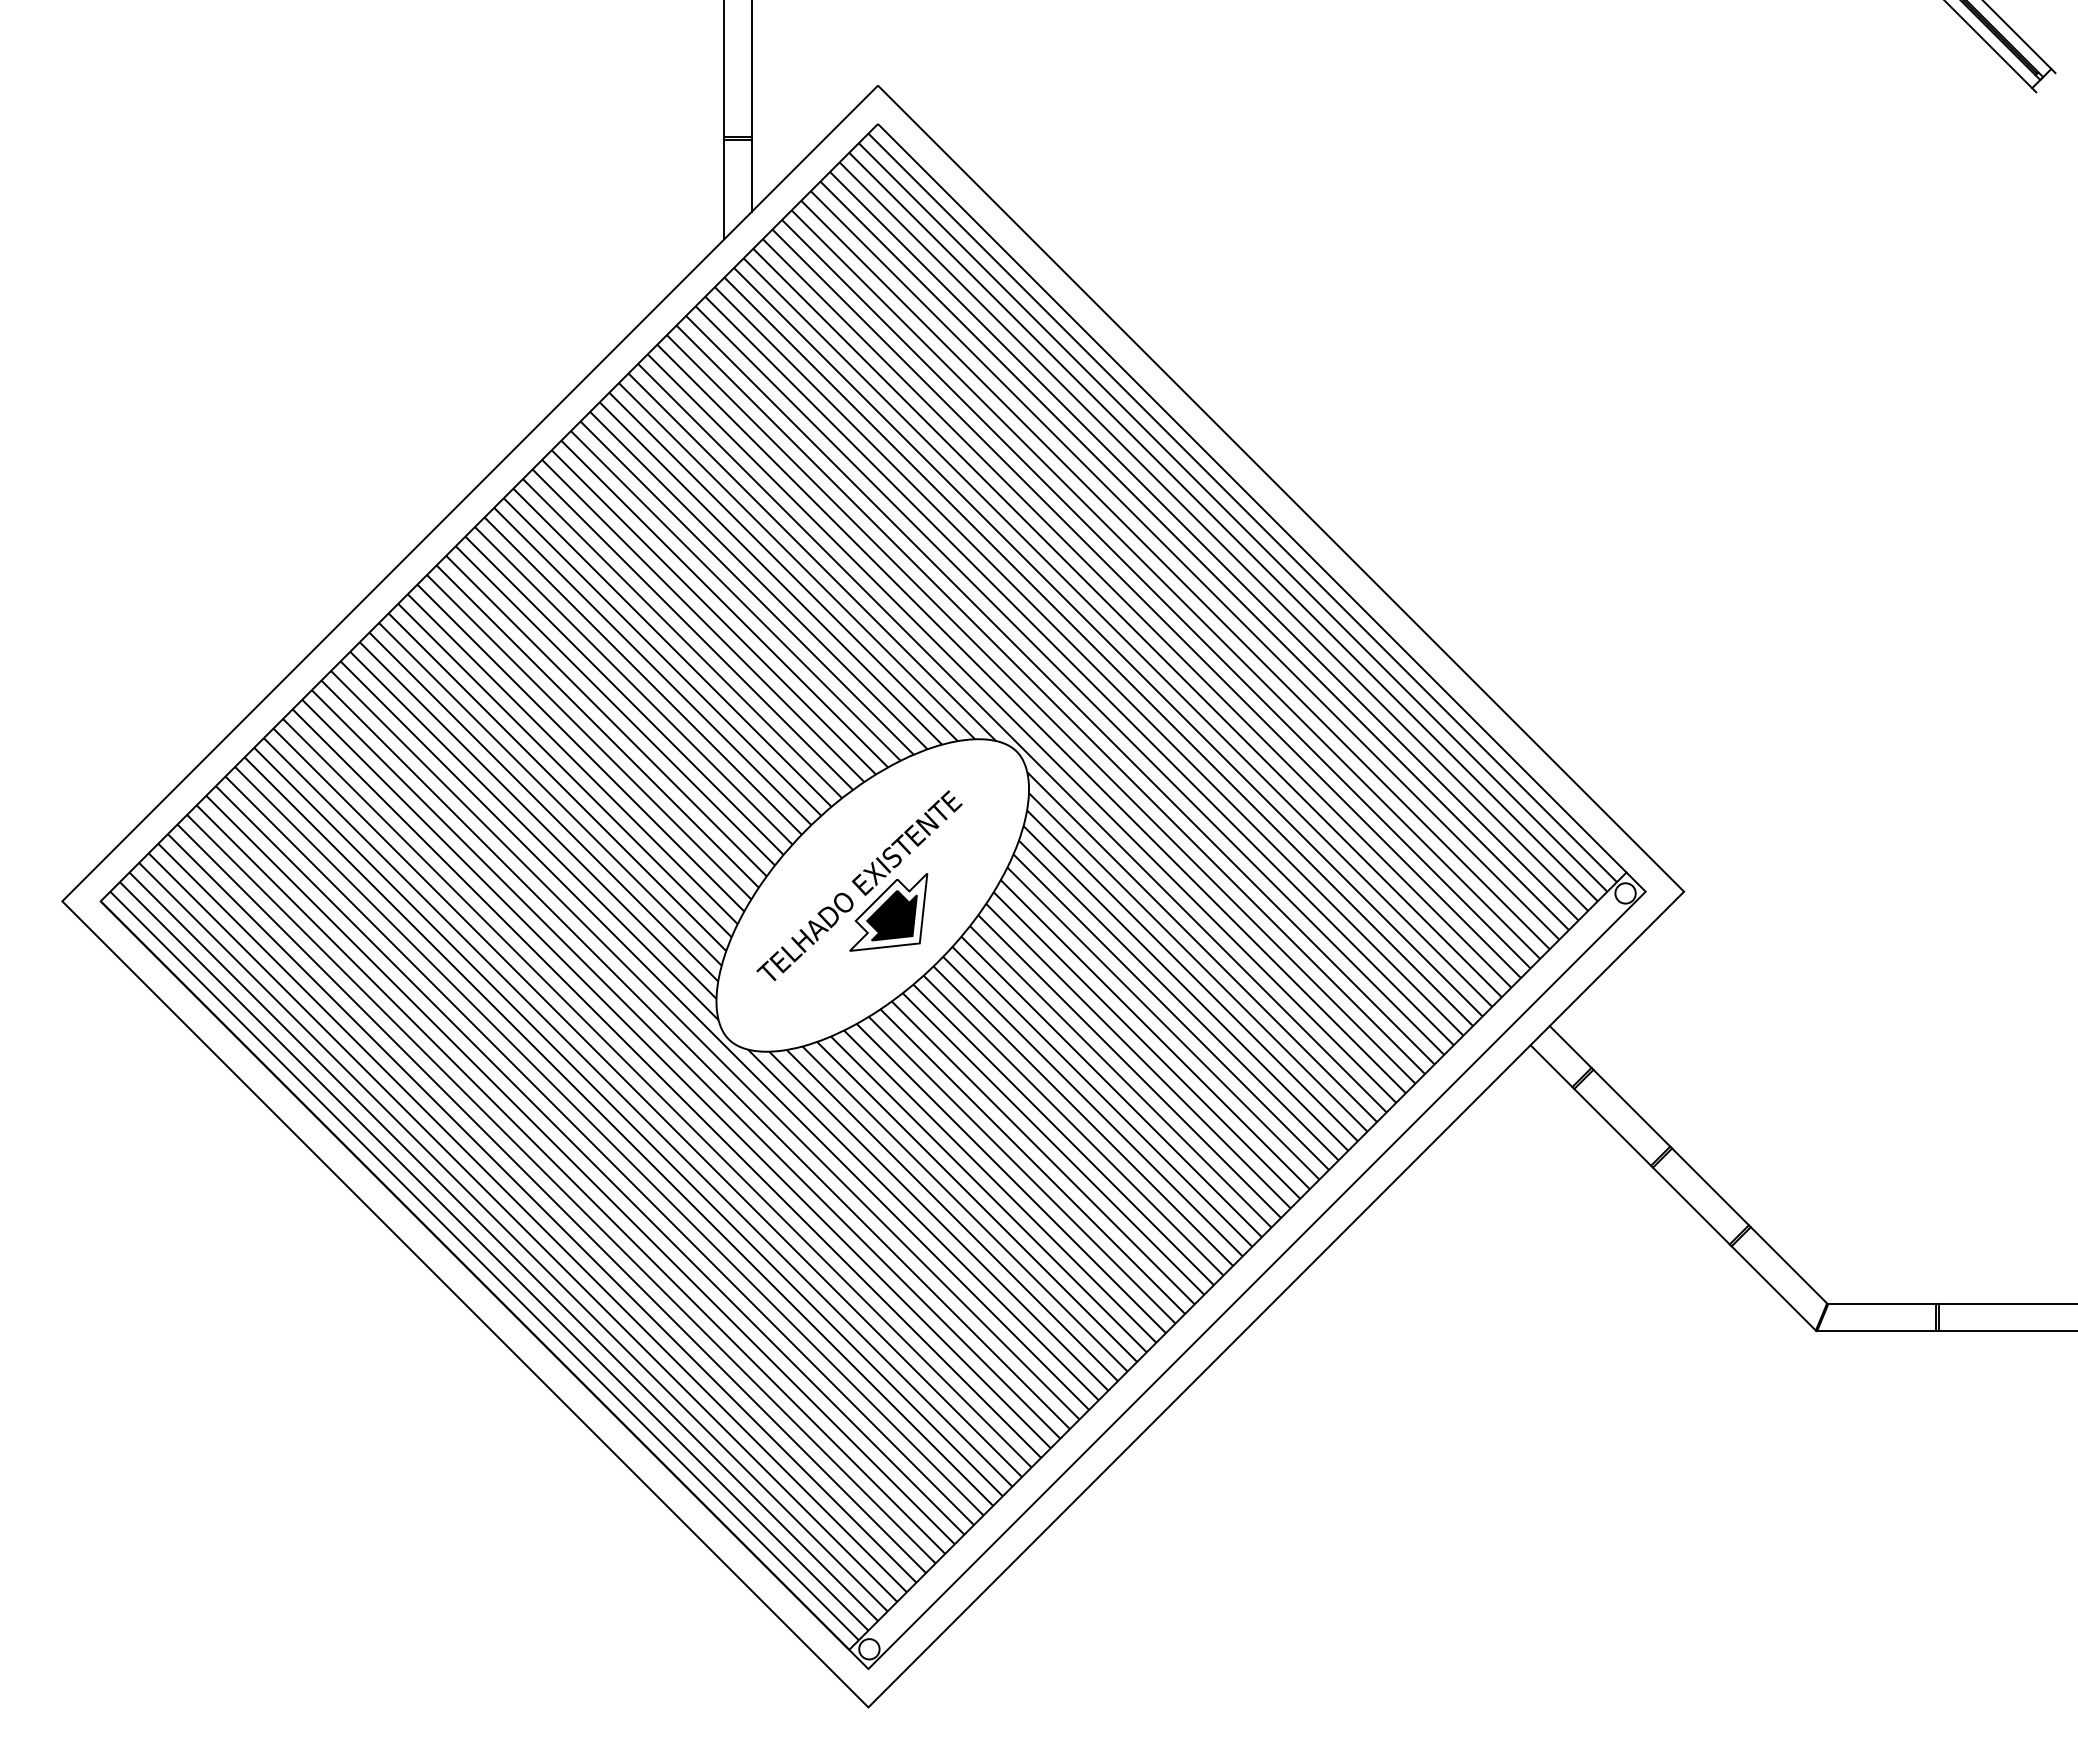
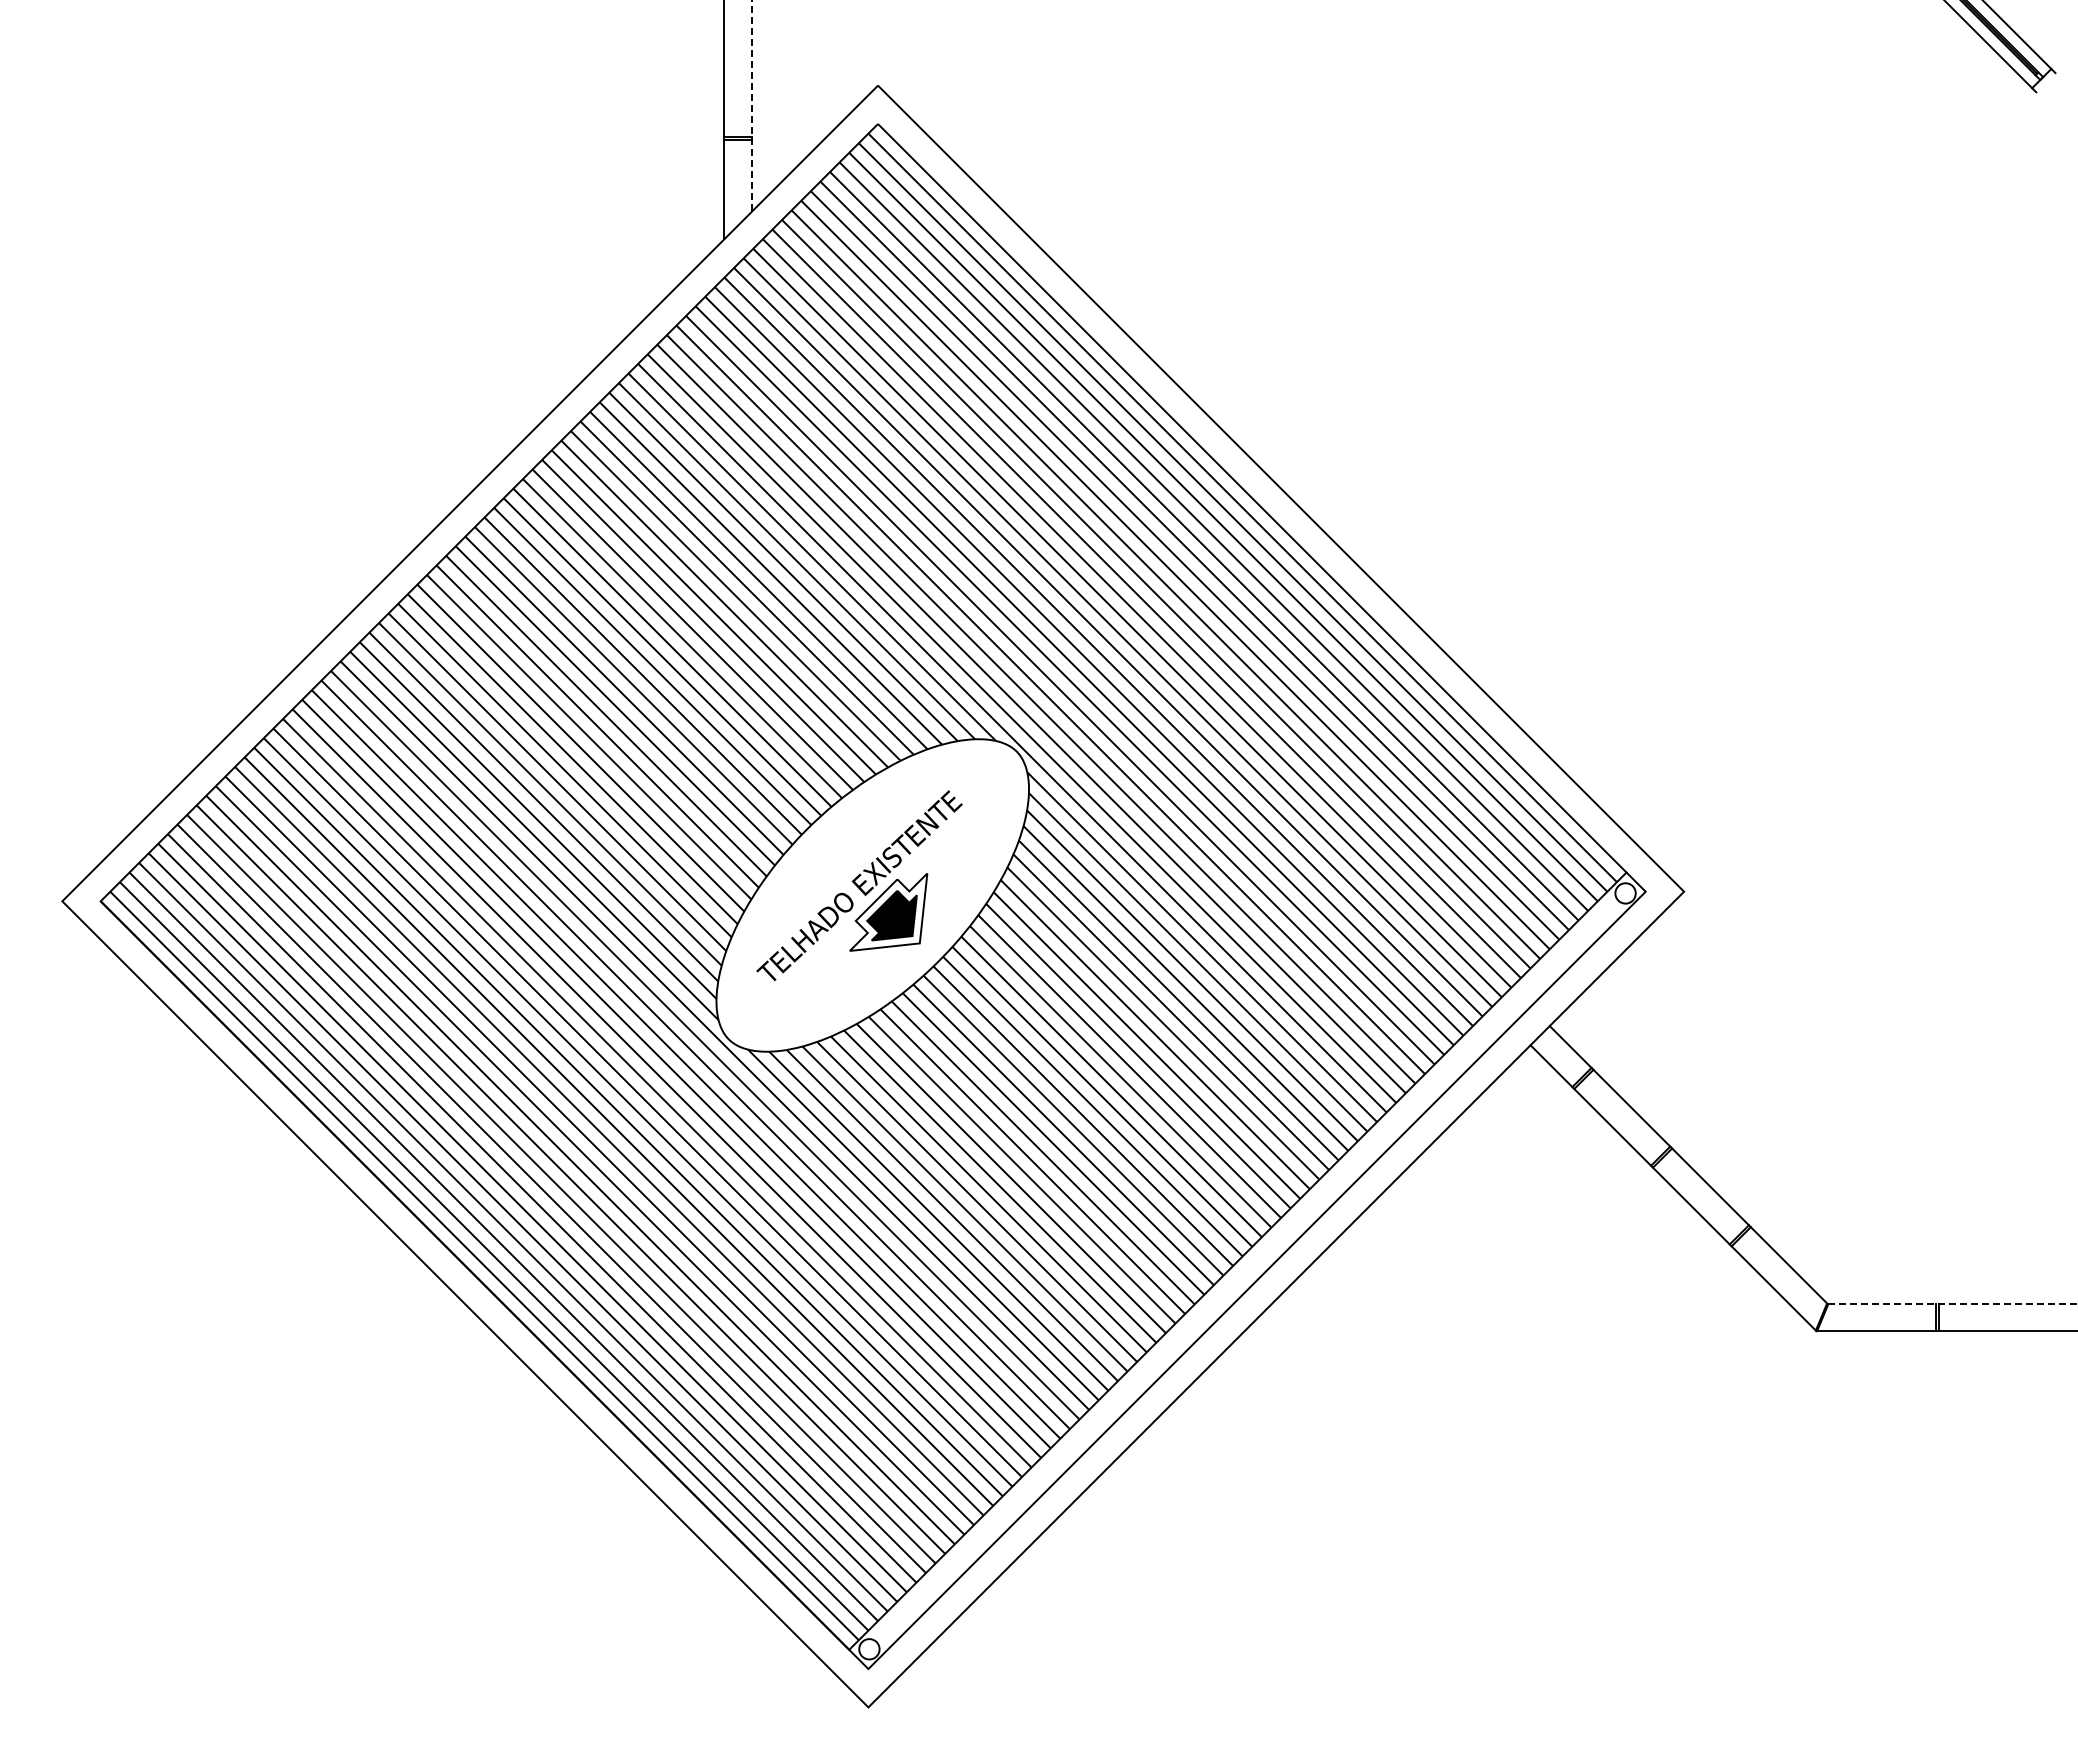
line: solid -> dashed (751, 106)
line: solid -> dashed (1952, 1303)
